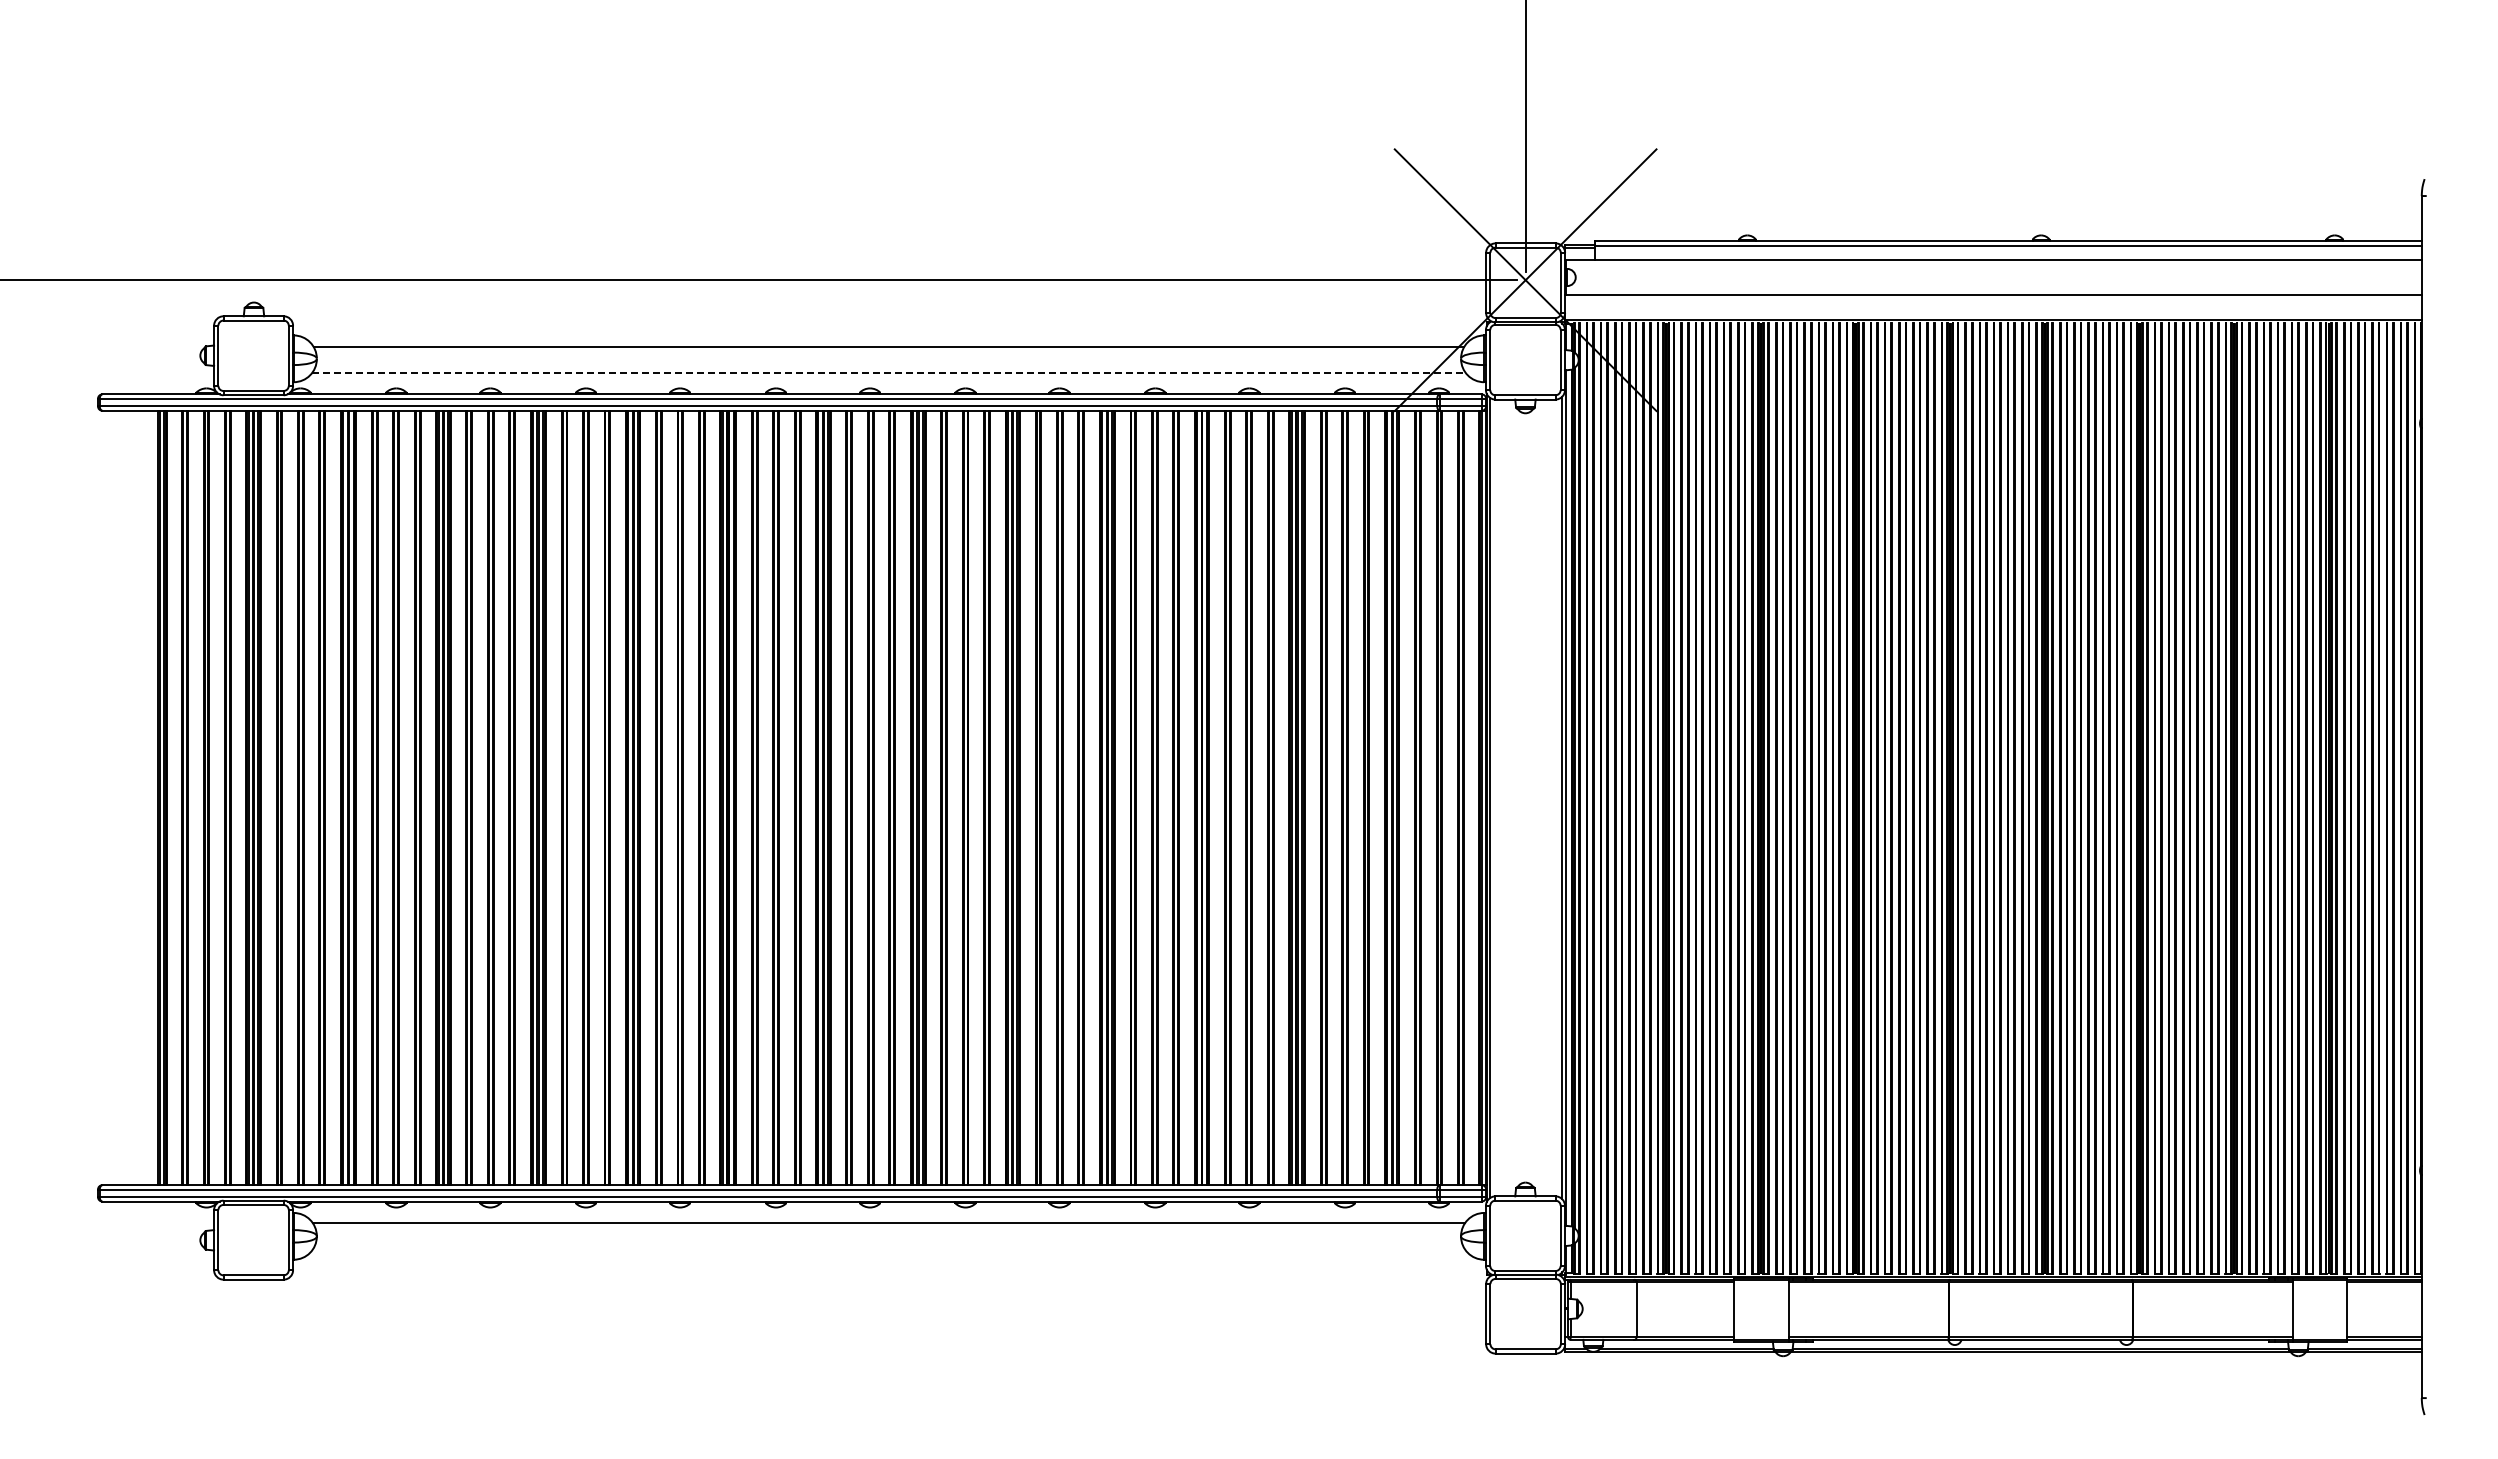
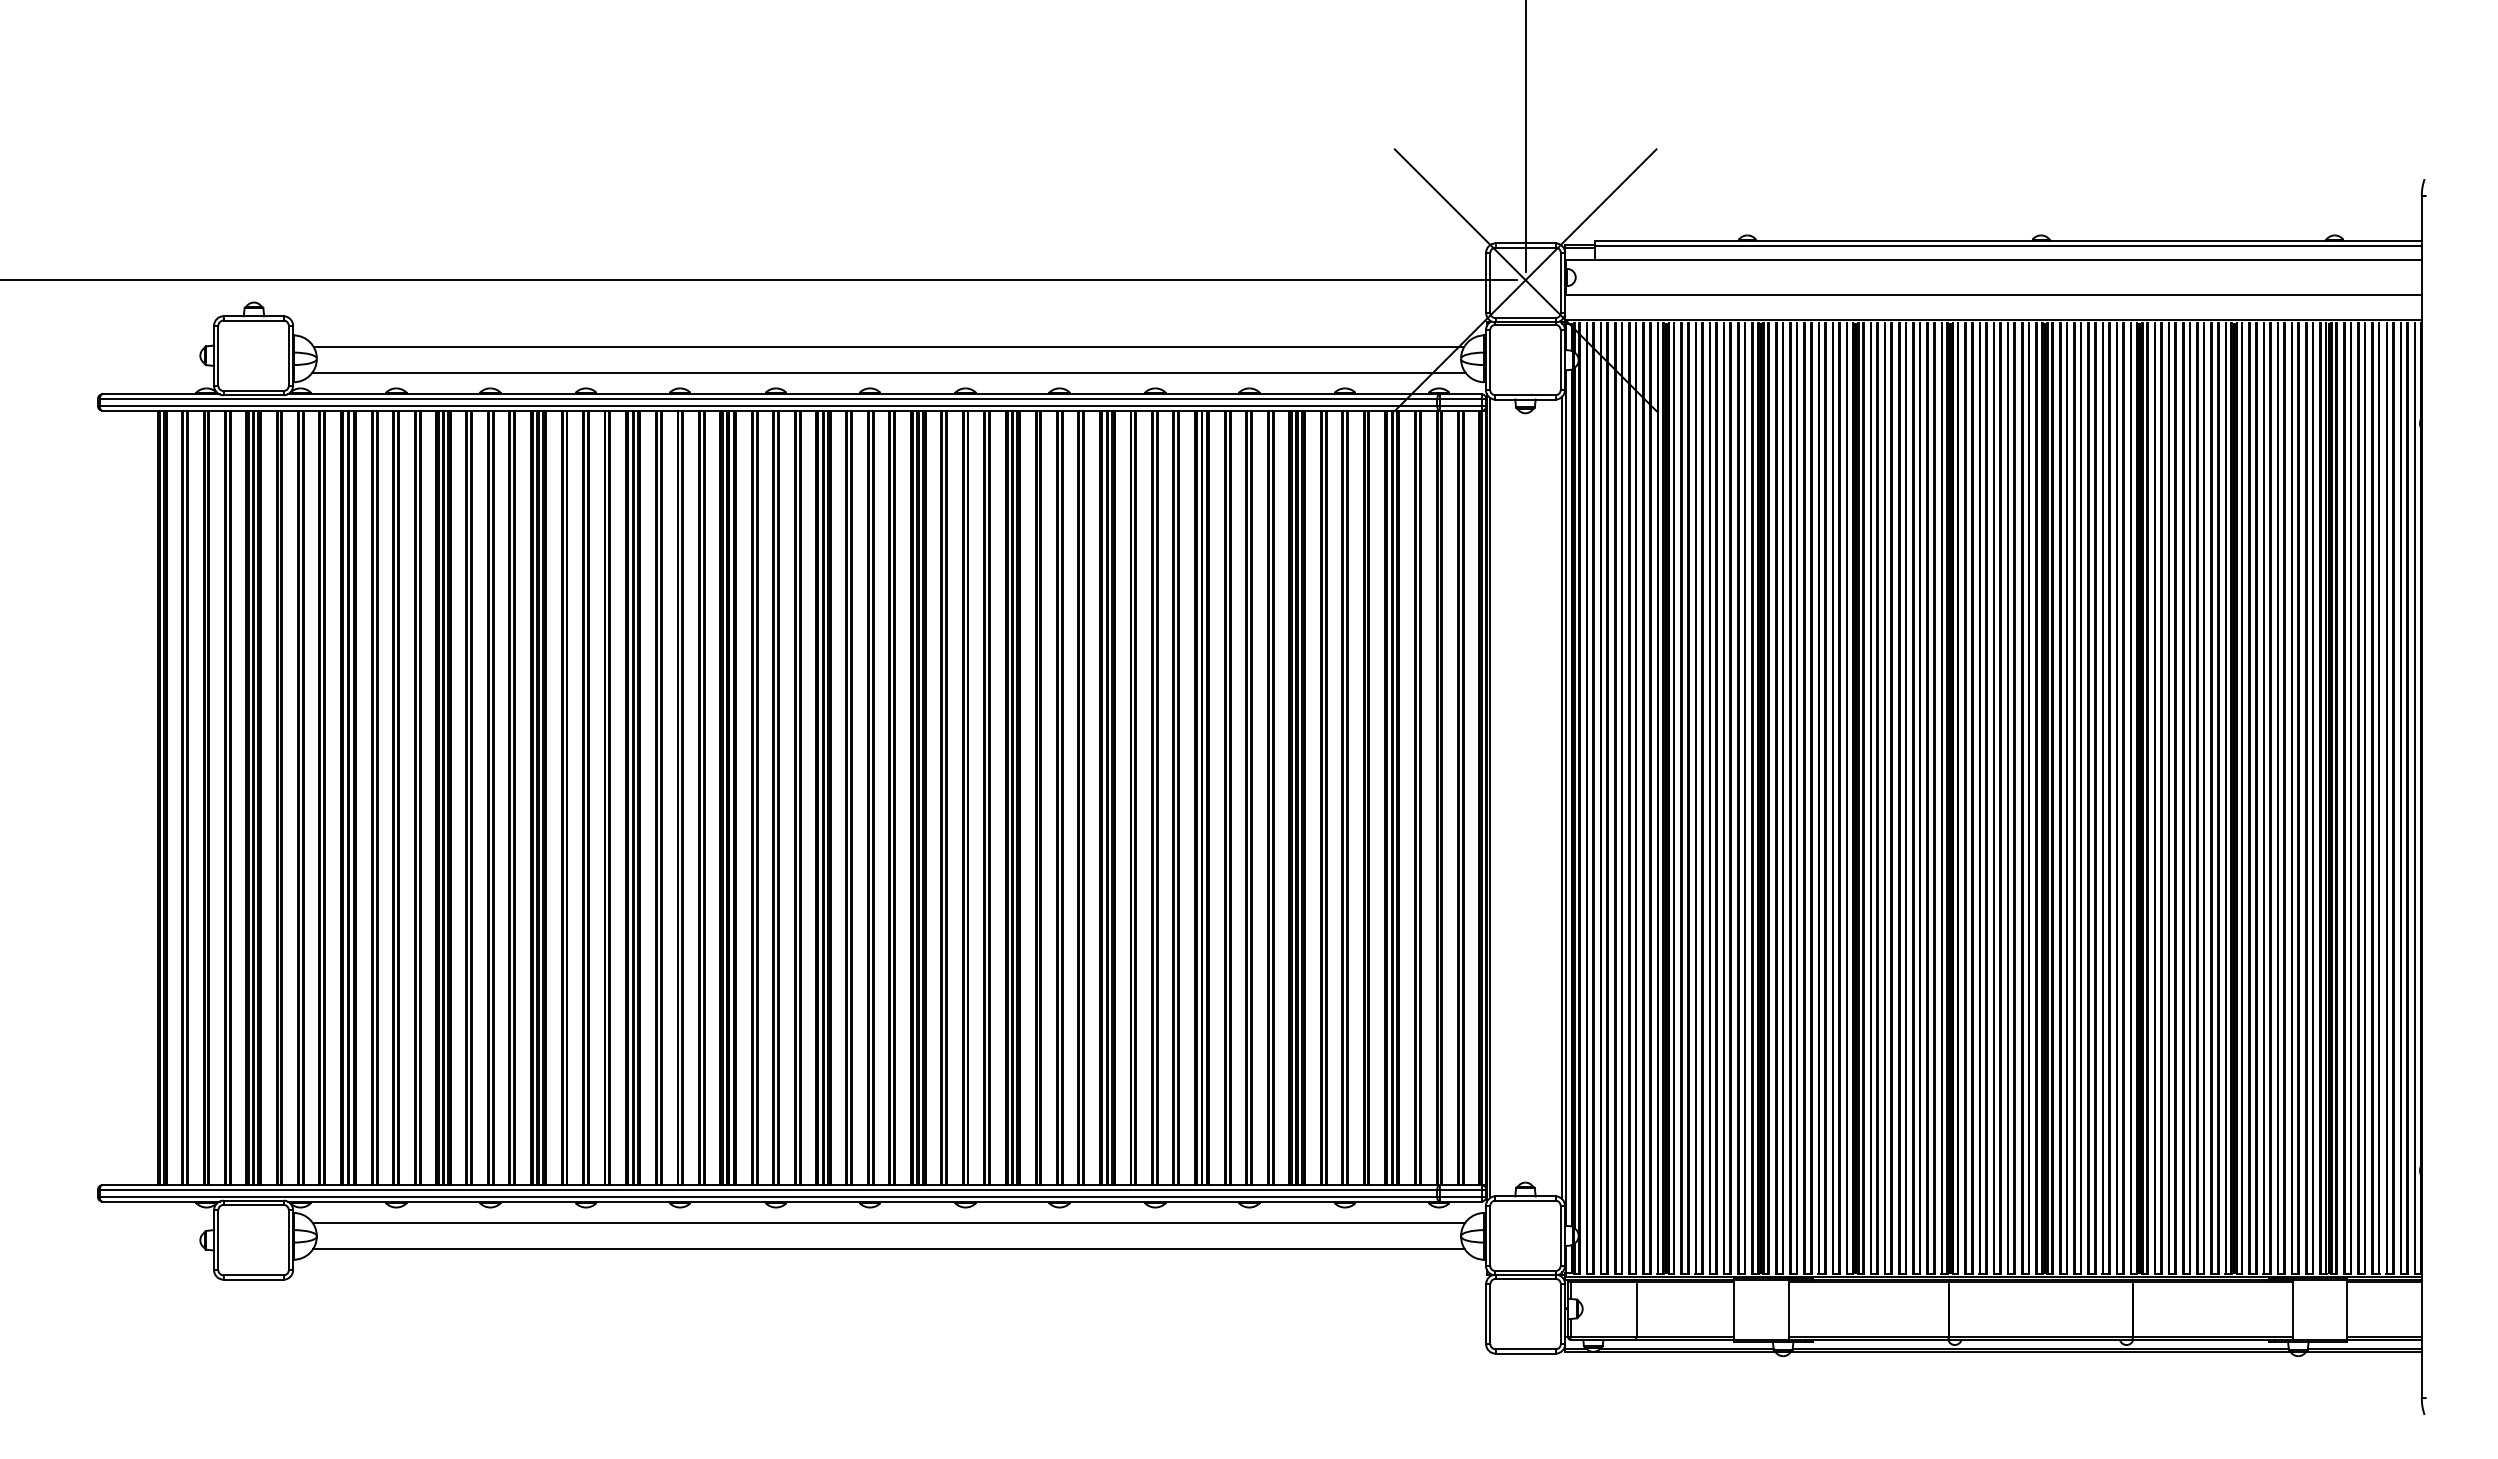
line: dashed -> solid (888, 372)
line: none -> present (888, 1248)
